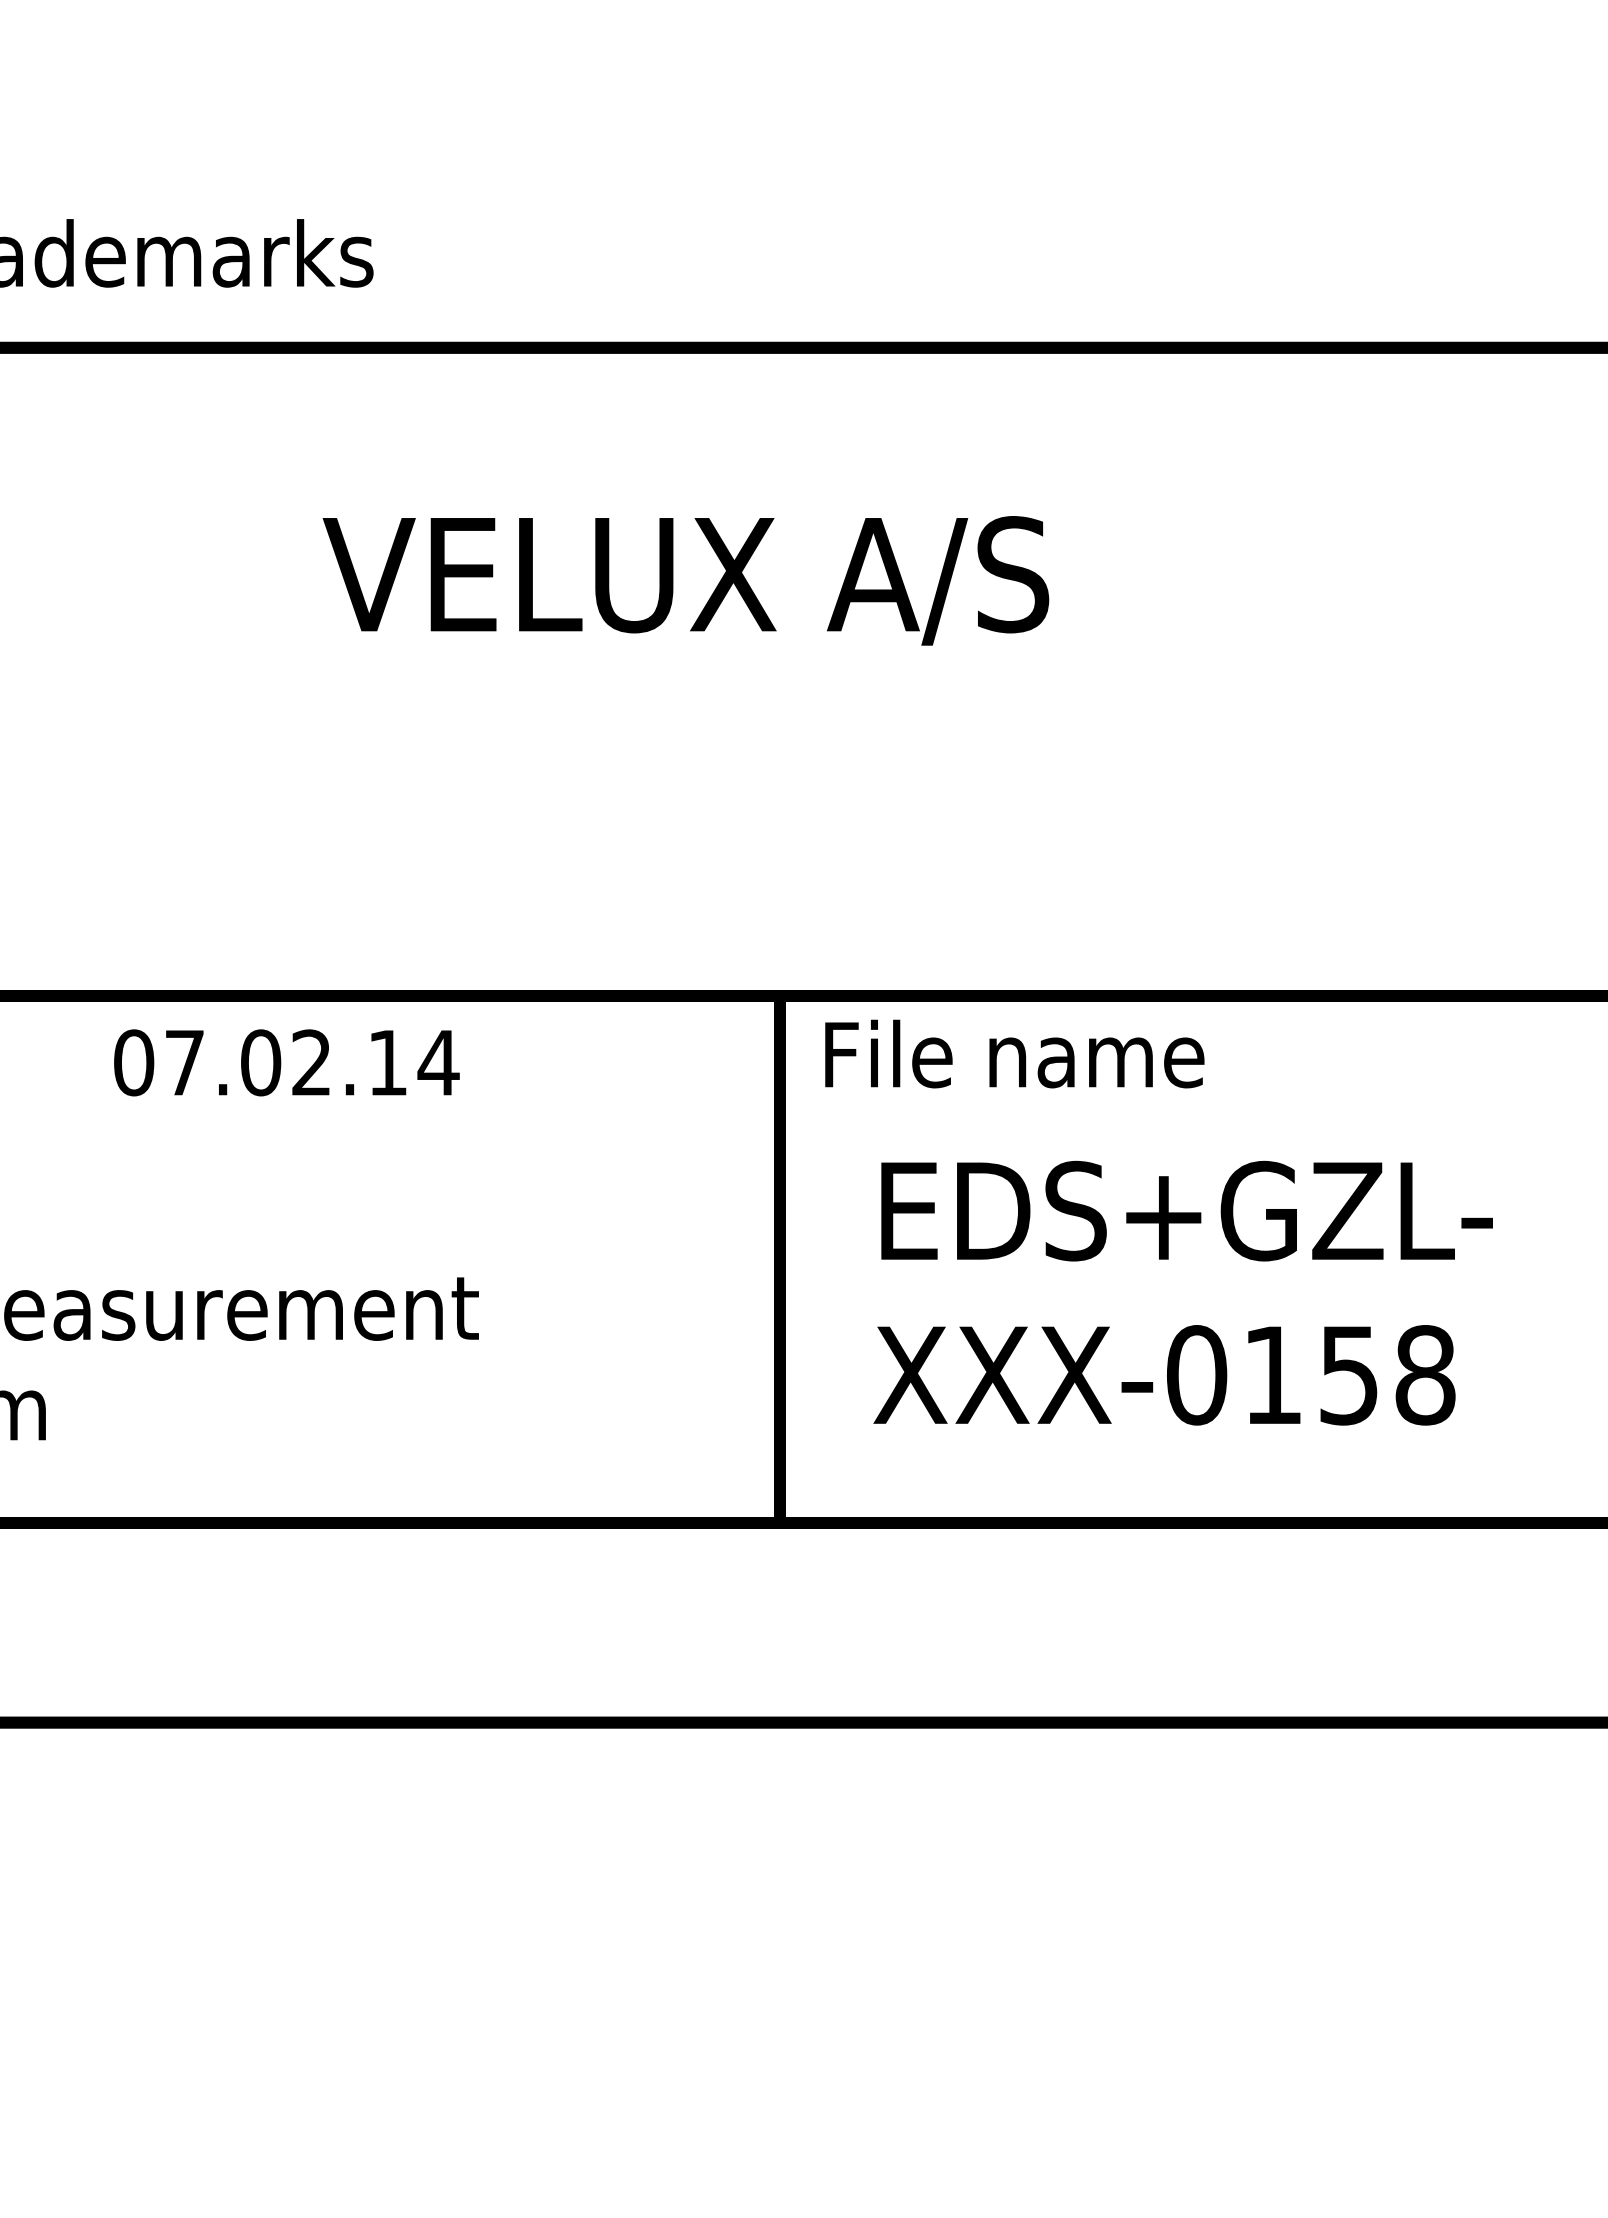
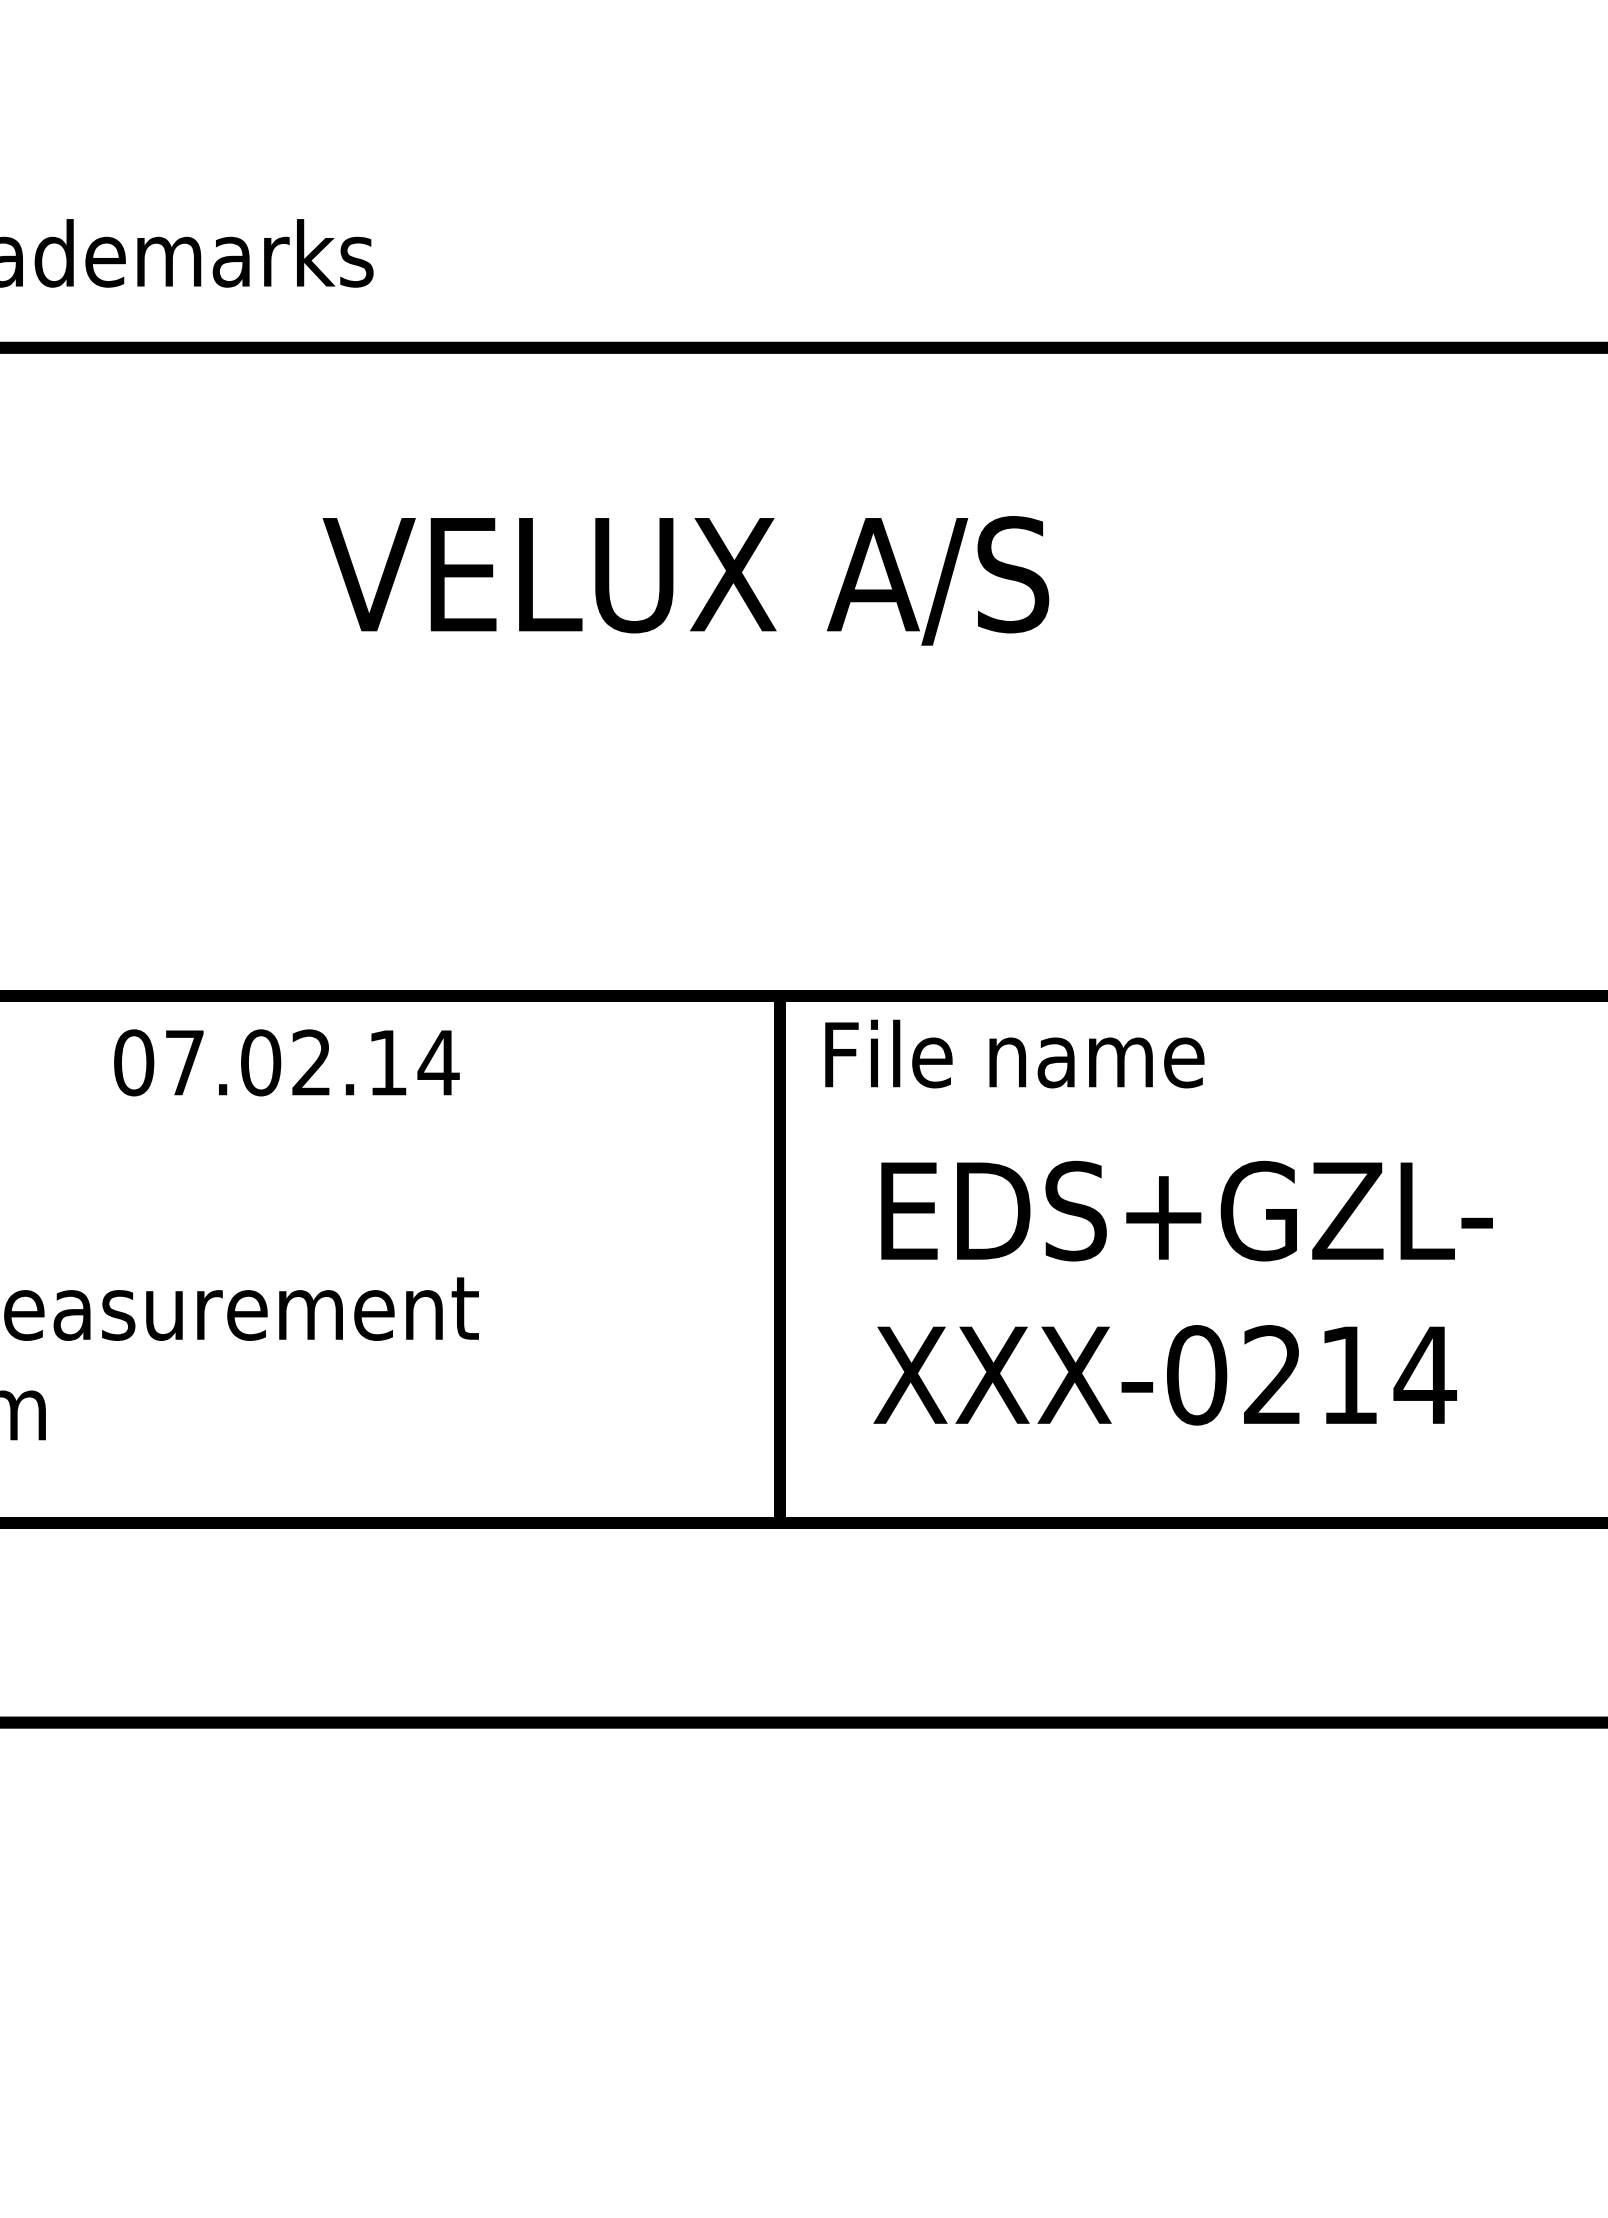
text: XXX-0158 -> XXX-0214 (1350, 1375)
